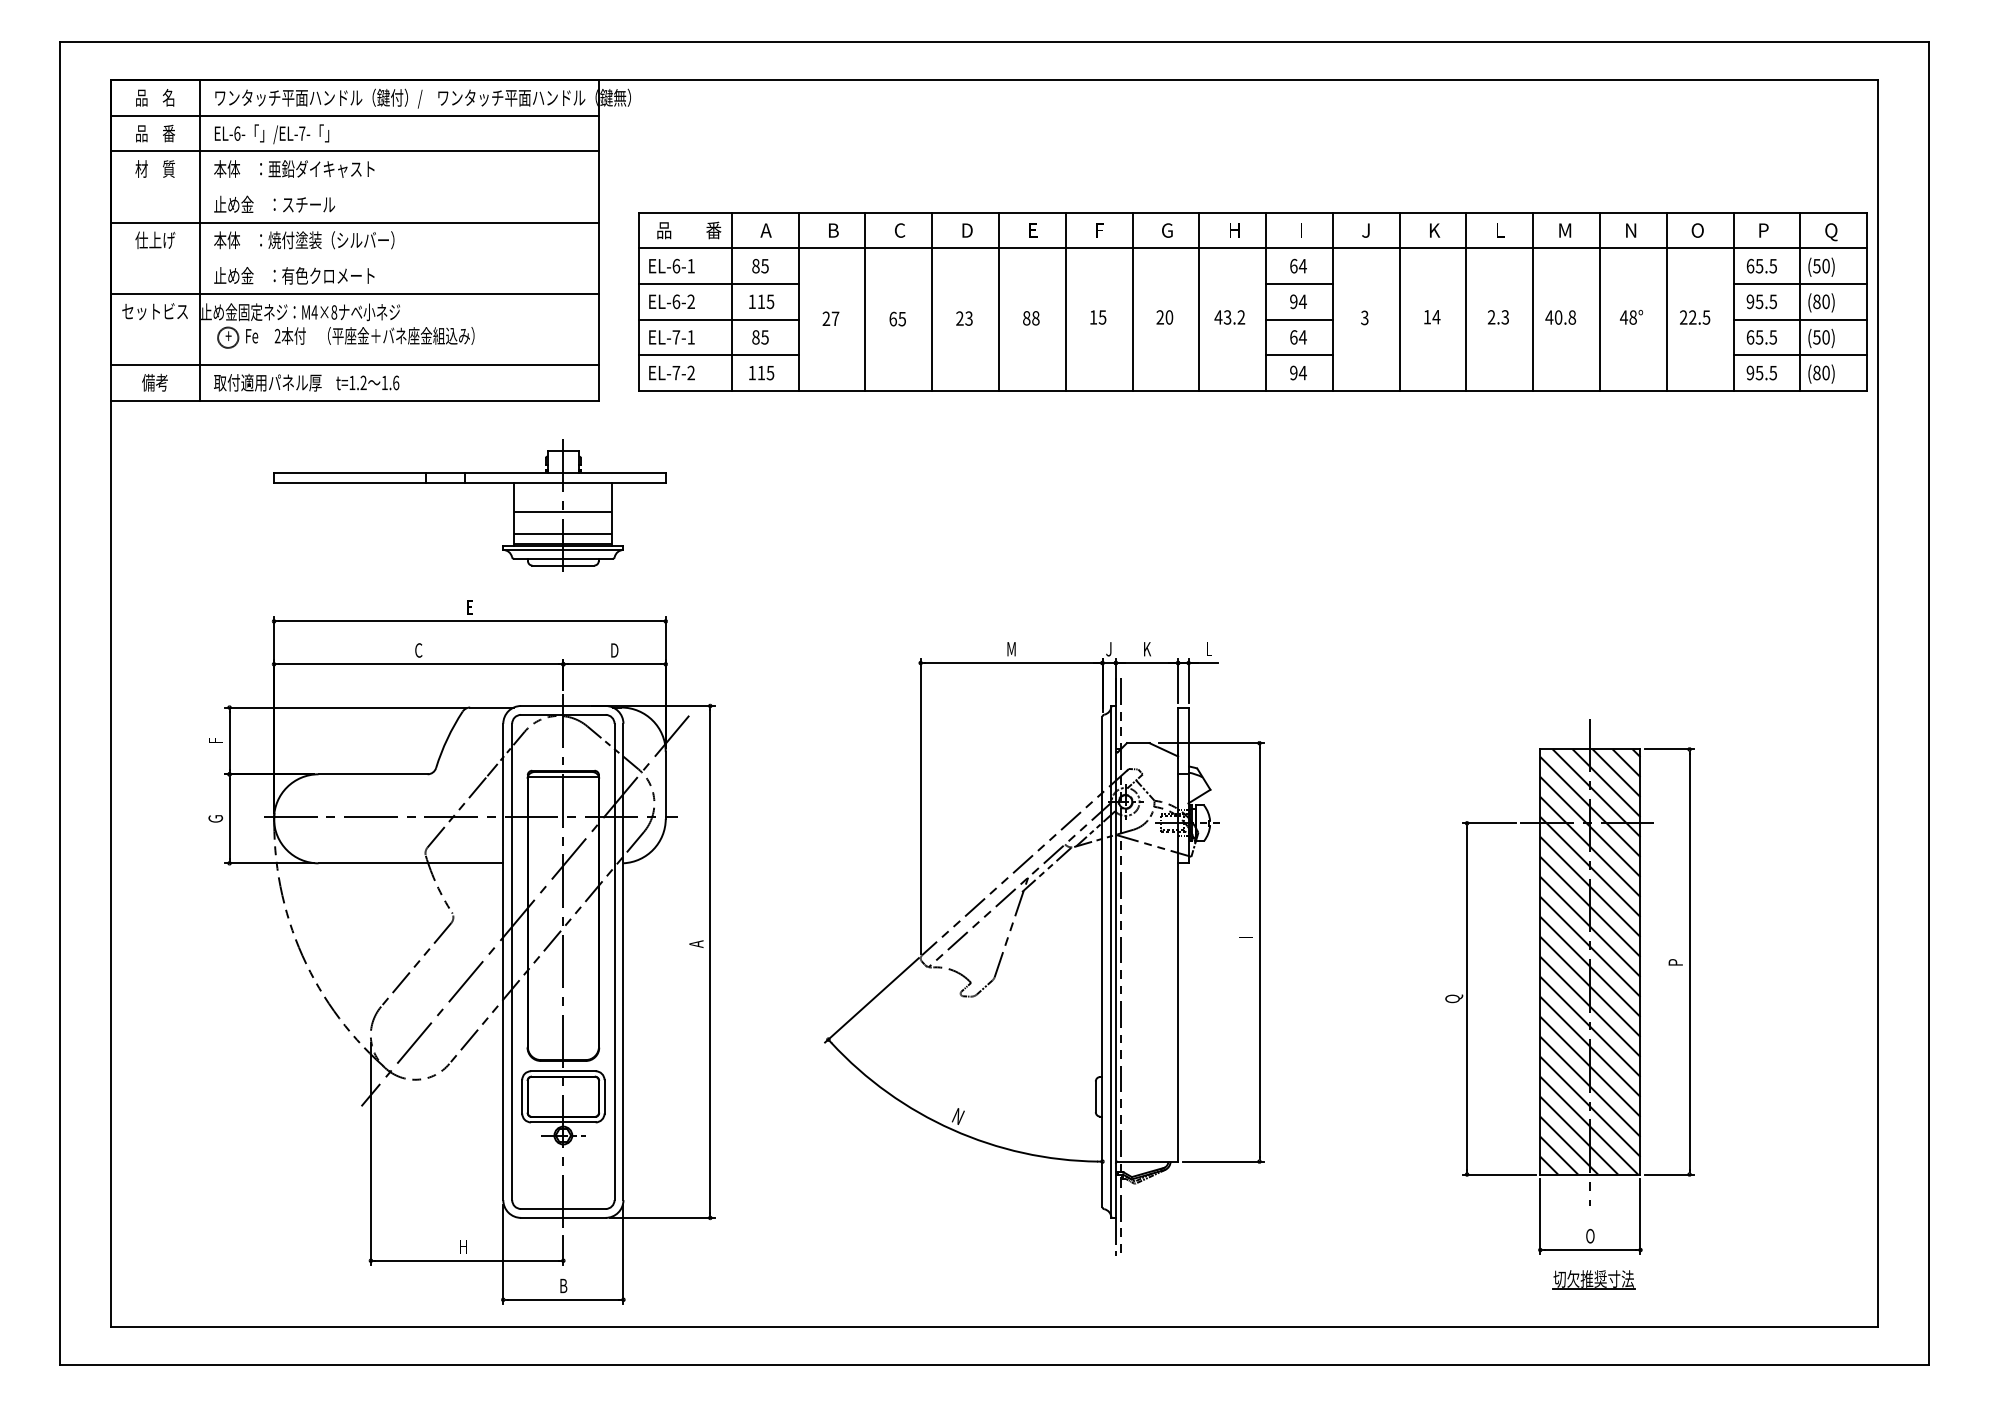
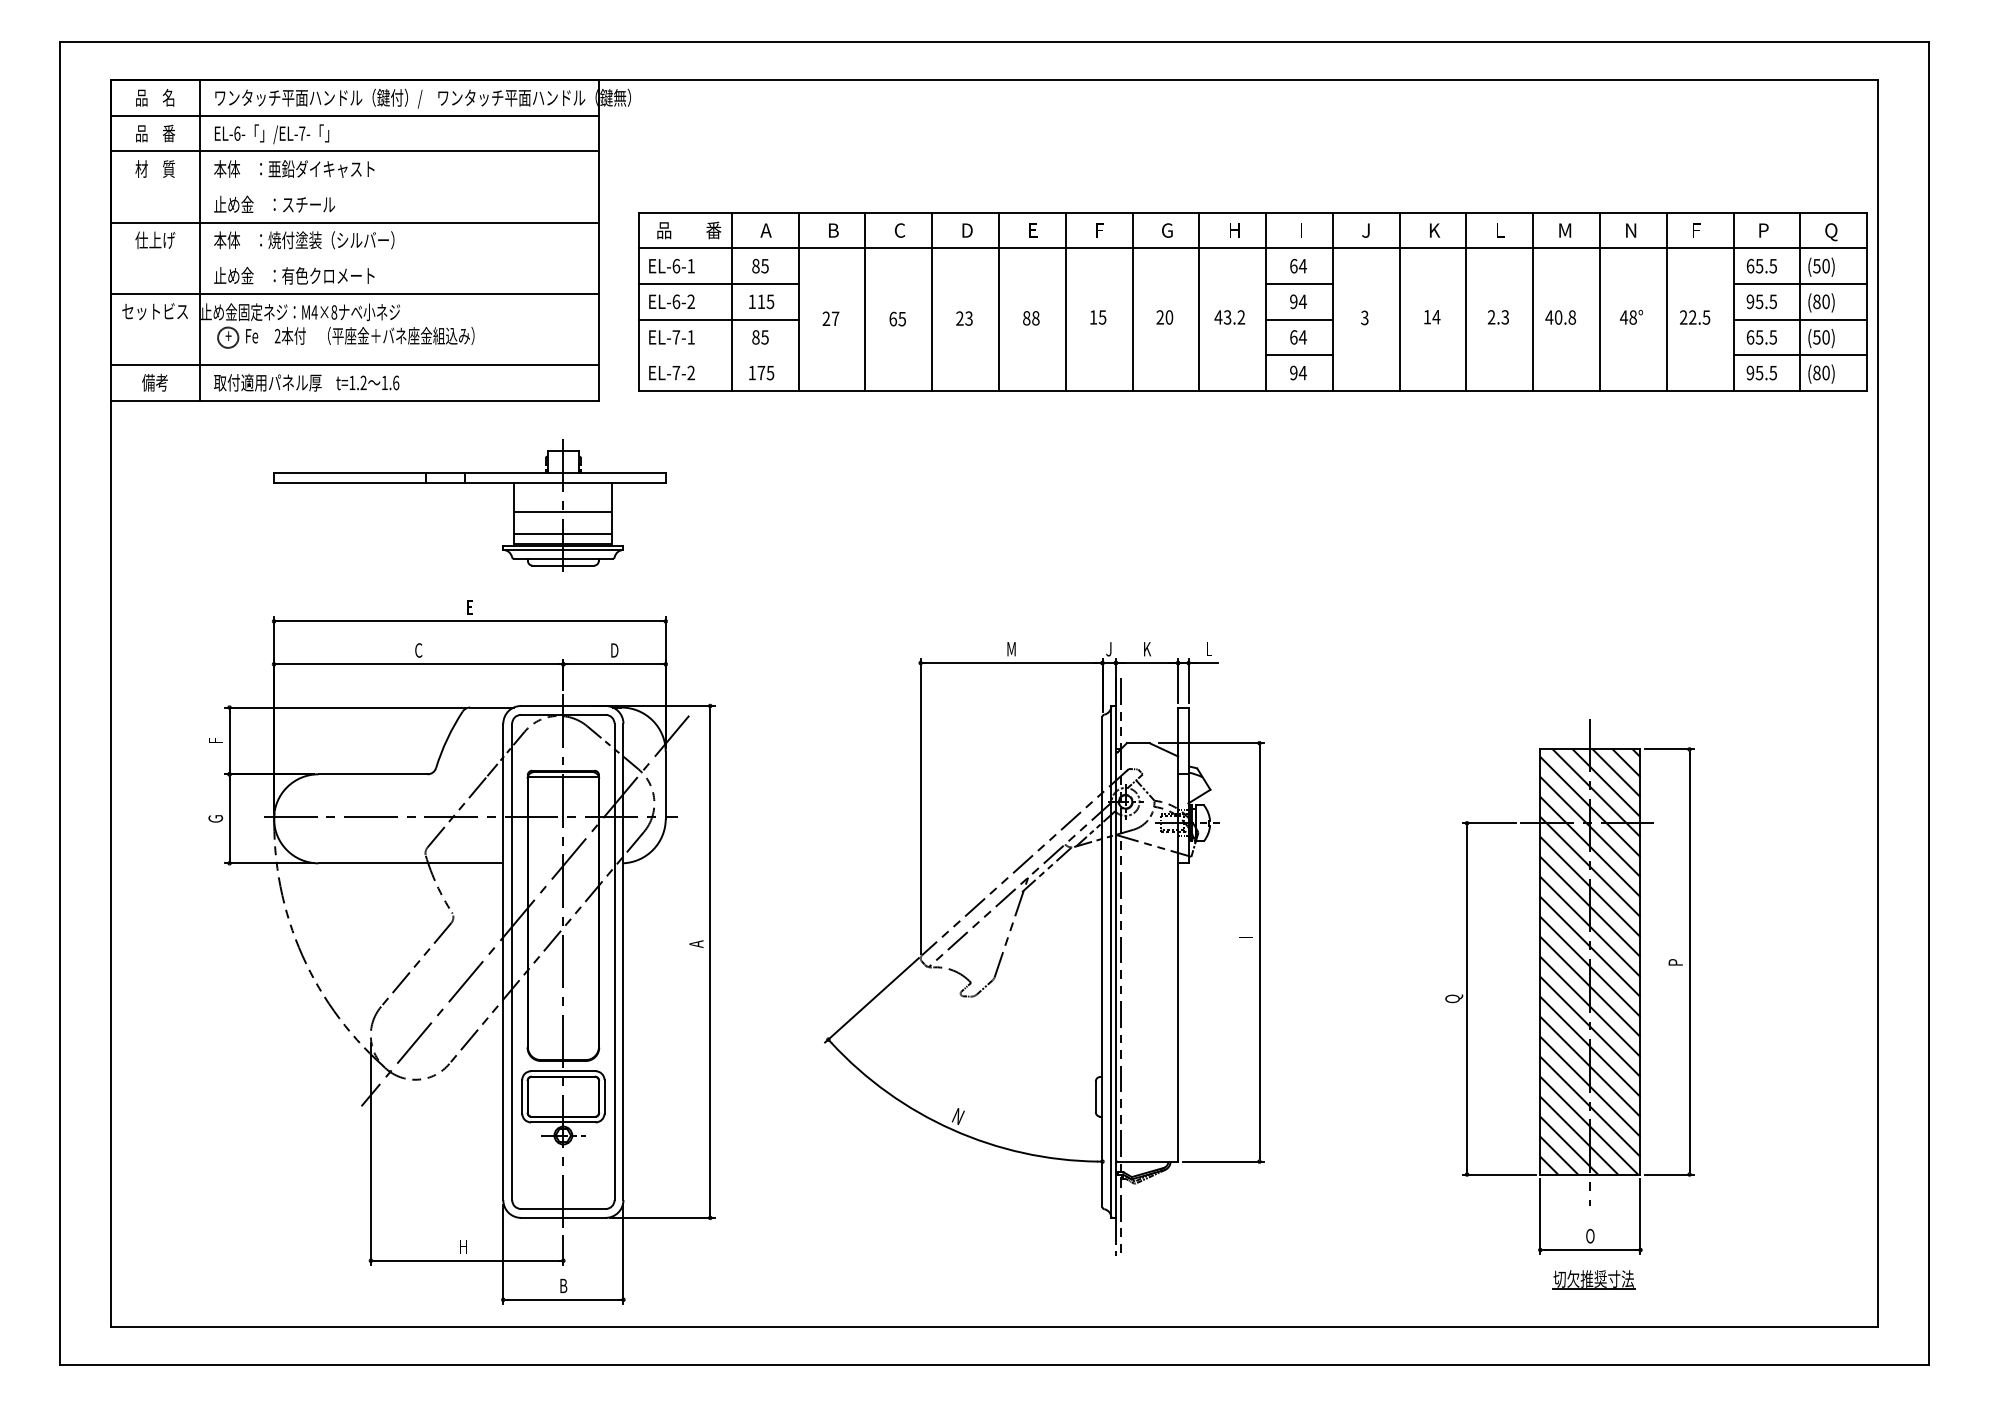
text: O -> F (1697, 230)
line: present -> none (718, 355)
text: 115 -> 175 (761, 373)
